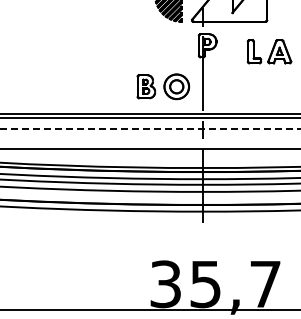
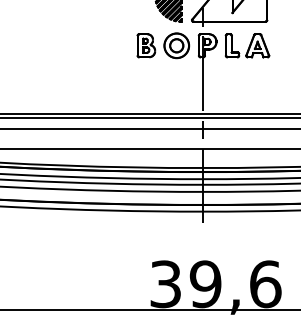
part position: (269, 51) -> (247, 45) (247, 45)
part position: (163, 86) -> (163, 45) (163, 45)
line: dashed -> solid (149, 128)
text: 35,7 -> 39,6 (235, 284)
